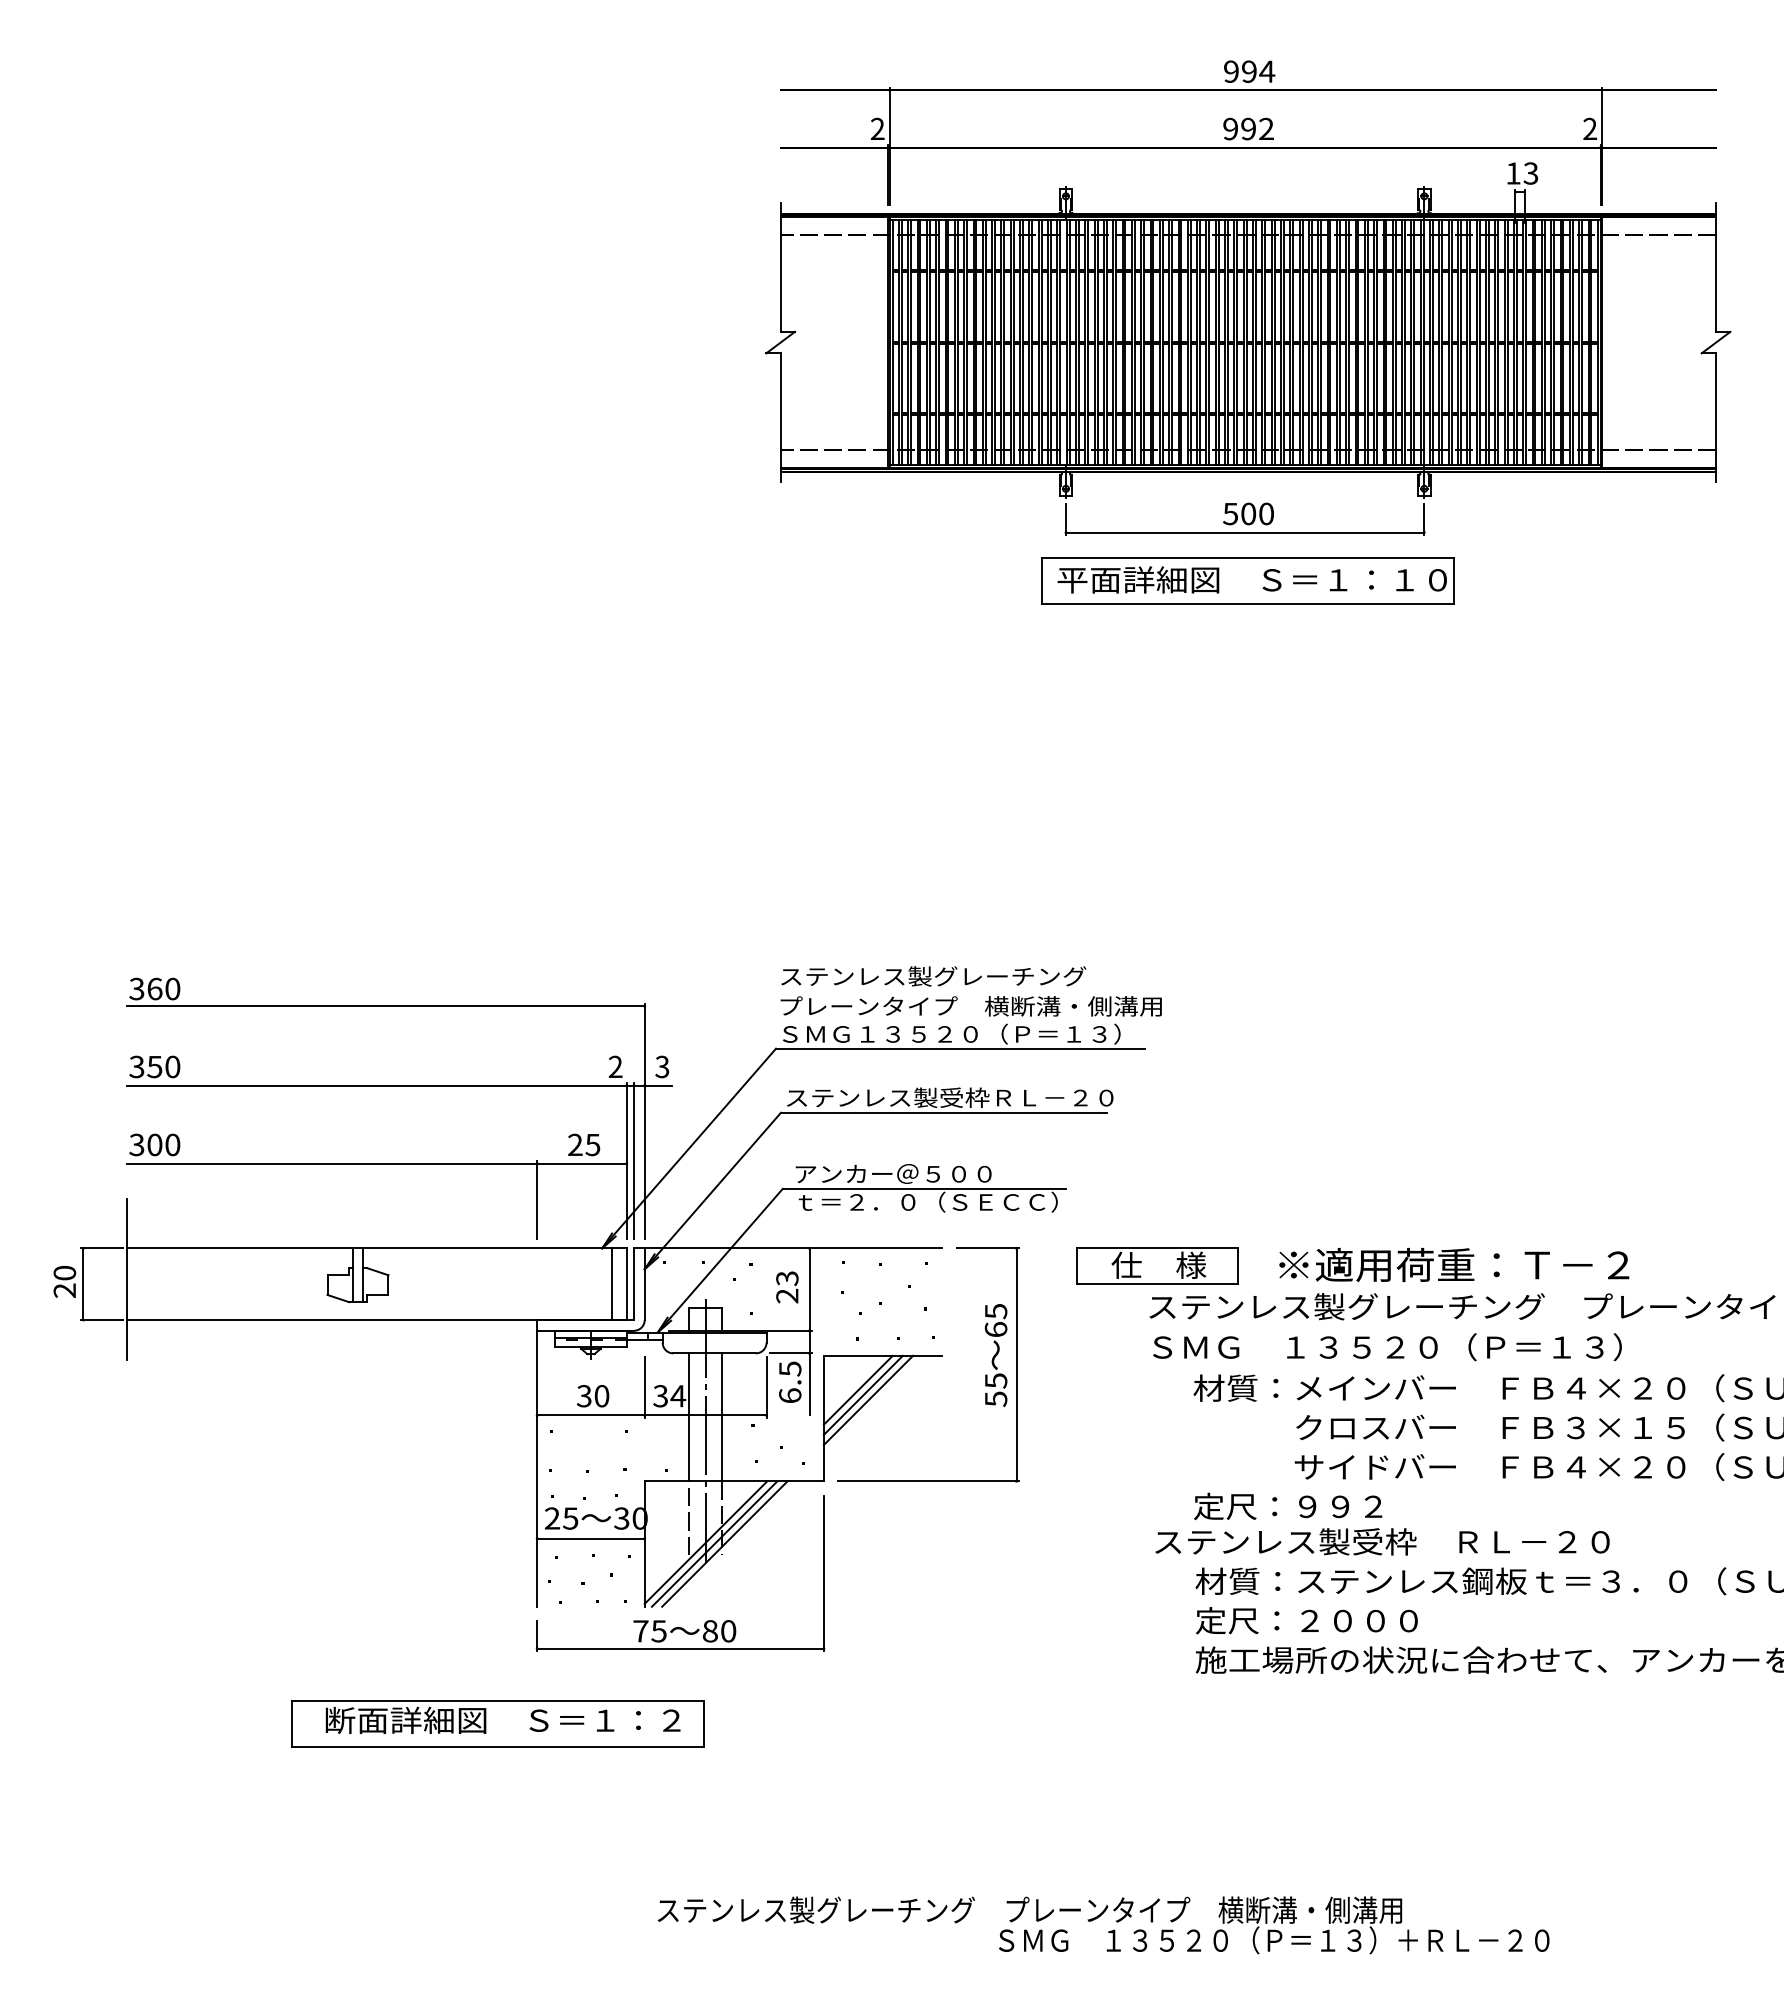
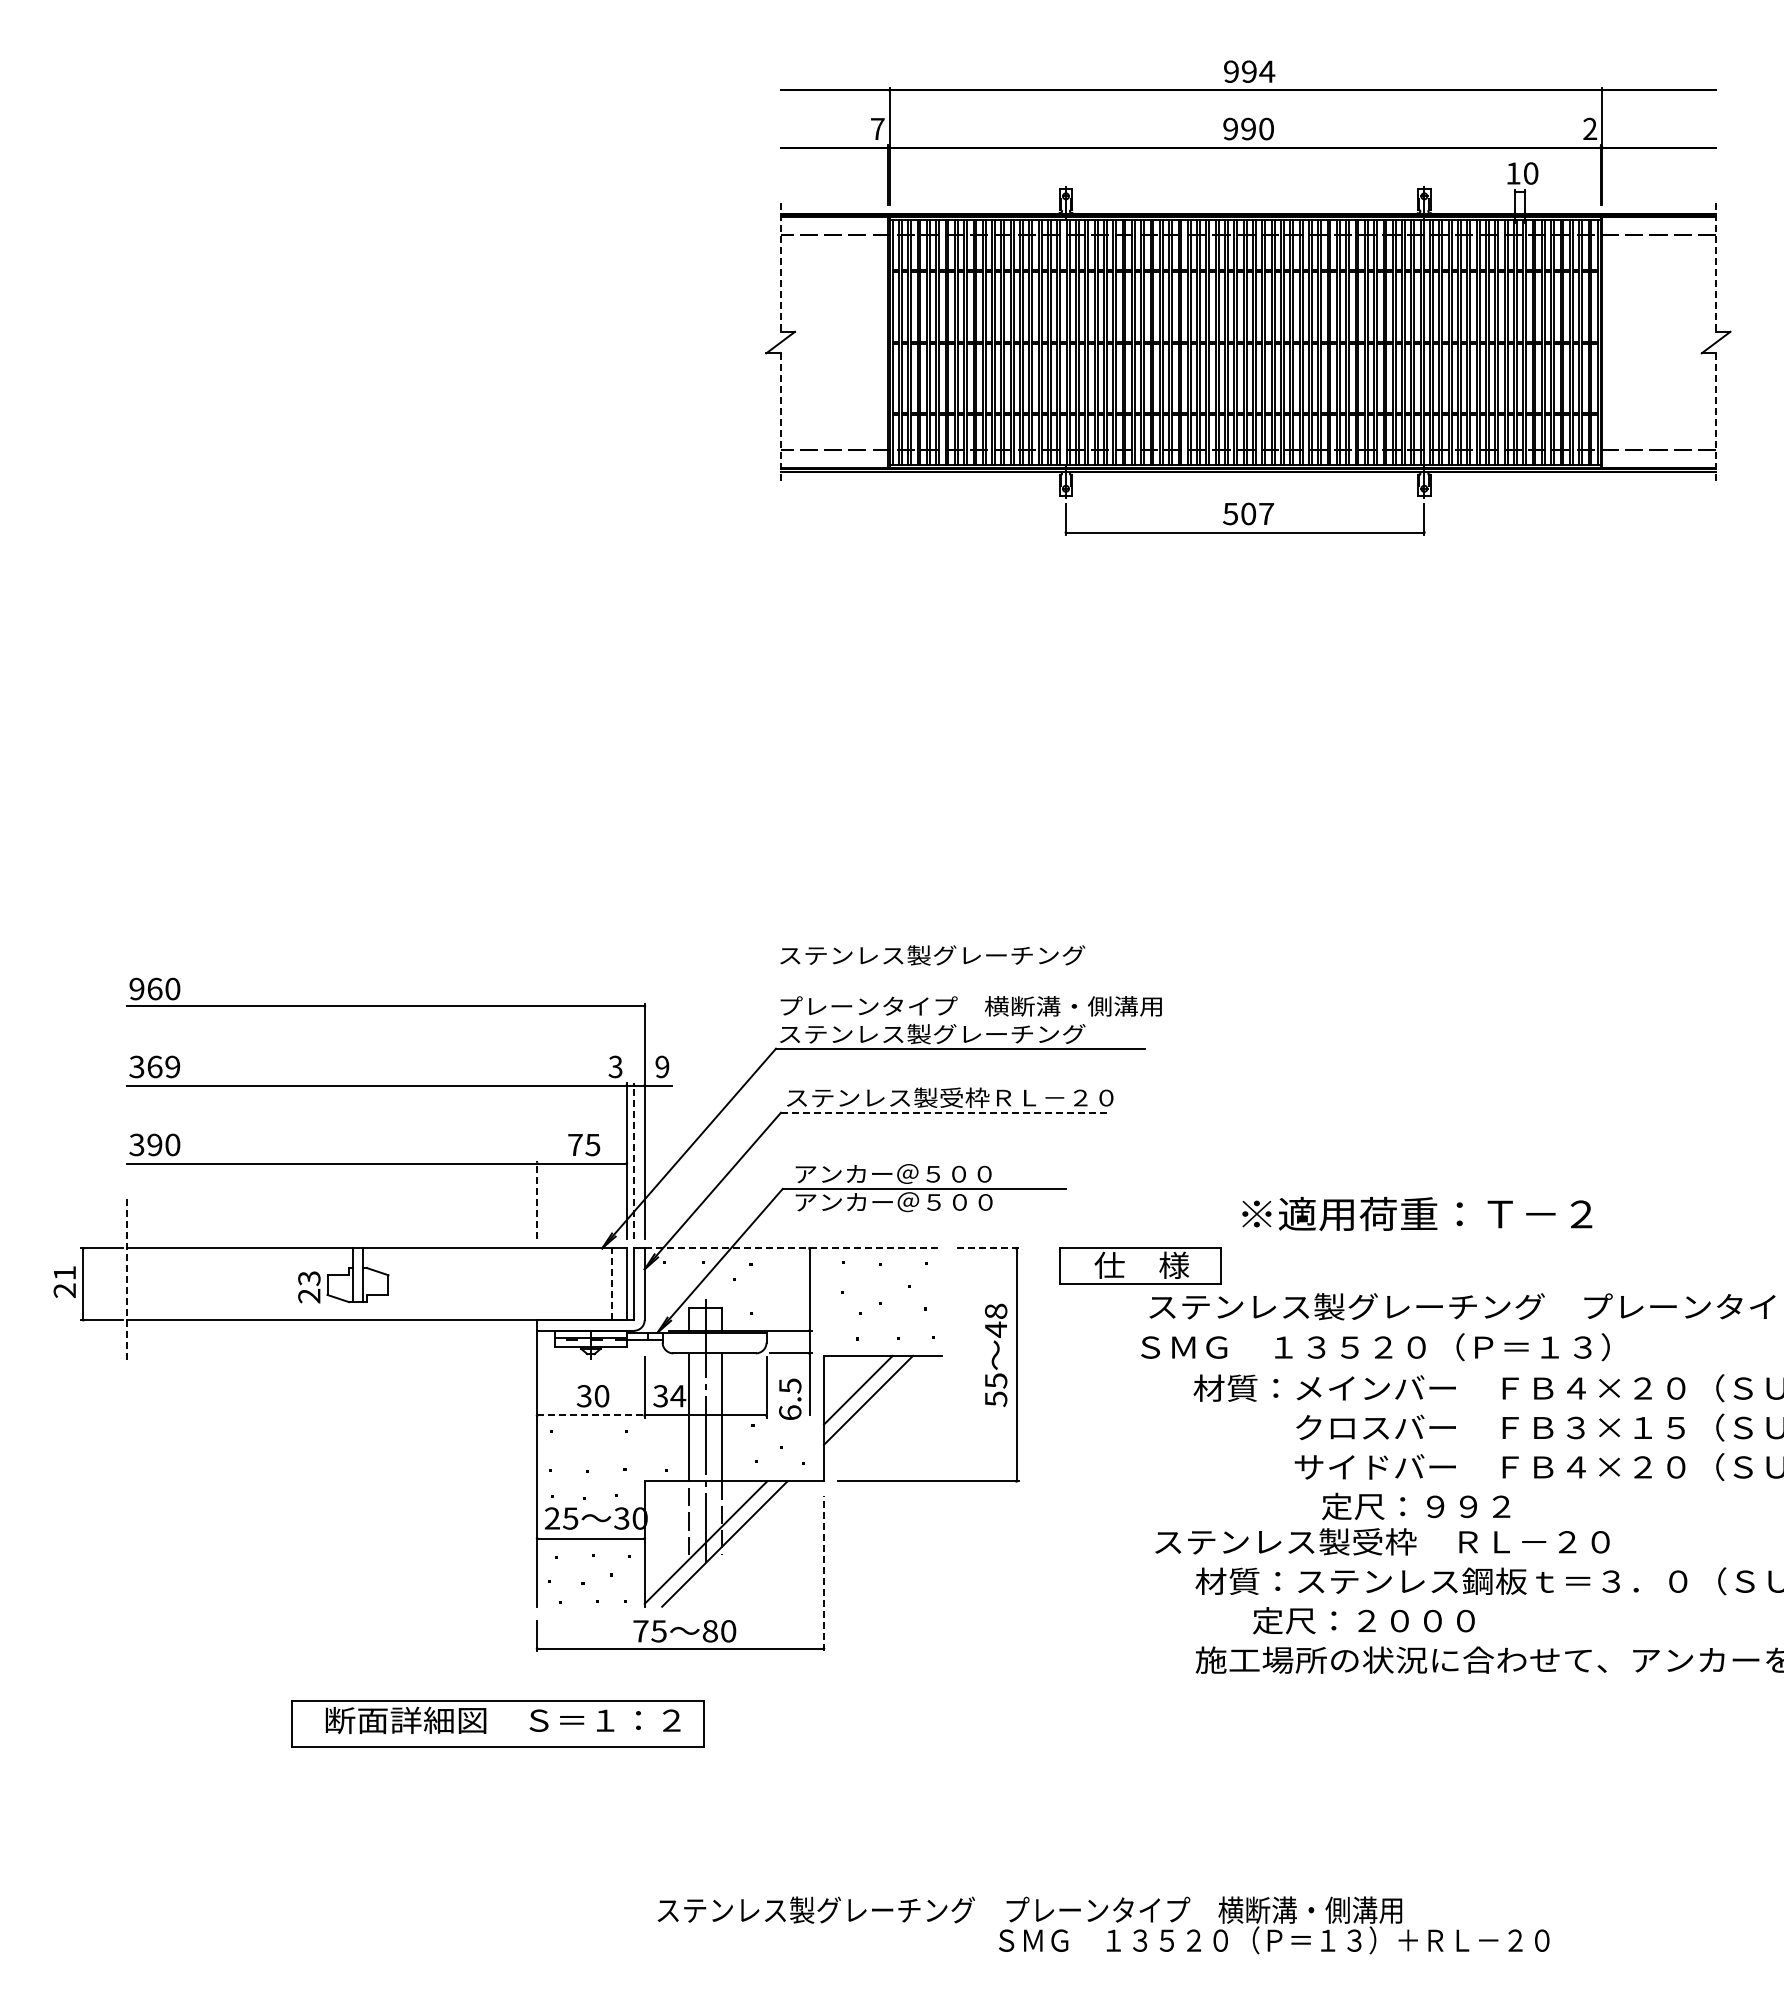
text: 2 -> 7 (877, 128)
text: 992 -> 990 (1266, 128)
text: 13 -> 10 (1530, 173)
line: solid -> dashed (780, 267)
line: solid -> dashed (1716, 267)
line: solid -> dashed (780, 417)
line: solid -> dashed (1716, 417)
text: 500 -> 507 (1266, 513)
part: present -> none (1247, 580)
text position: (933, 976) -> (932, 955) (932, 955)
text: 360 -> 960 (136, 989)
text: ＳＭＧ１３５２０（Ｐ＝１３） -> ステンレス製グレーチング (950, 1033)
text: 350 -> 369 (163, 1066)
text: 2 -> 3 (615, 1067)
text: 3 -> 9 (662, 1067)
line: solid -> dashed (943, 1112)
text: 300 -> 390 (154, 1144)
text: 25 -> 75 (575, 1144)
line: solid -> dashed (633, 1161)
line: solid -> dashed (537, 1200)
text: ｔ＝２．０（ＳＥＣＣ） -> アンカー＠５００ (926, 1201)
line: solid -> dashed (793, 1248)
line: solid -> dashed (987, 1248)
part position: (1157, 1265) -> (1140, 1265) (1140, 1265)
text position: (1454, 1265) -> (1417, 1214) (1417, 1214)
text: 20 -> 21 (64, 1272)
line: solid -> dashed (126, 1278)
line: solid -> dashed (612, 1284)
text position: (787, 1287) -> (309, 1287) (309, 1287)
text: 65 -> 48 (995, 1320)
text position: (1387, 1347) -> (1375, 1347) (1375, 1347)
text position: (790, 1381) -> (790, 1398) (790, 1398)
line: present -> none (862, 1394)
line: solid -> dashed (590, 1415)
text position: (1288, 1506) -> (1416, 1506) (1416, 1506)
line: present -> none (714, 1543)
line: solid -> dashed (823, 1573)
text position: (1306, 1620) -> (1363, 1620) (1363, 1620)
